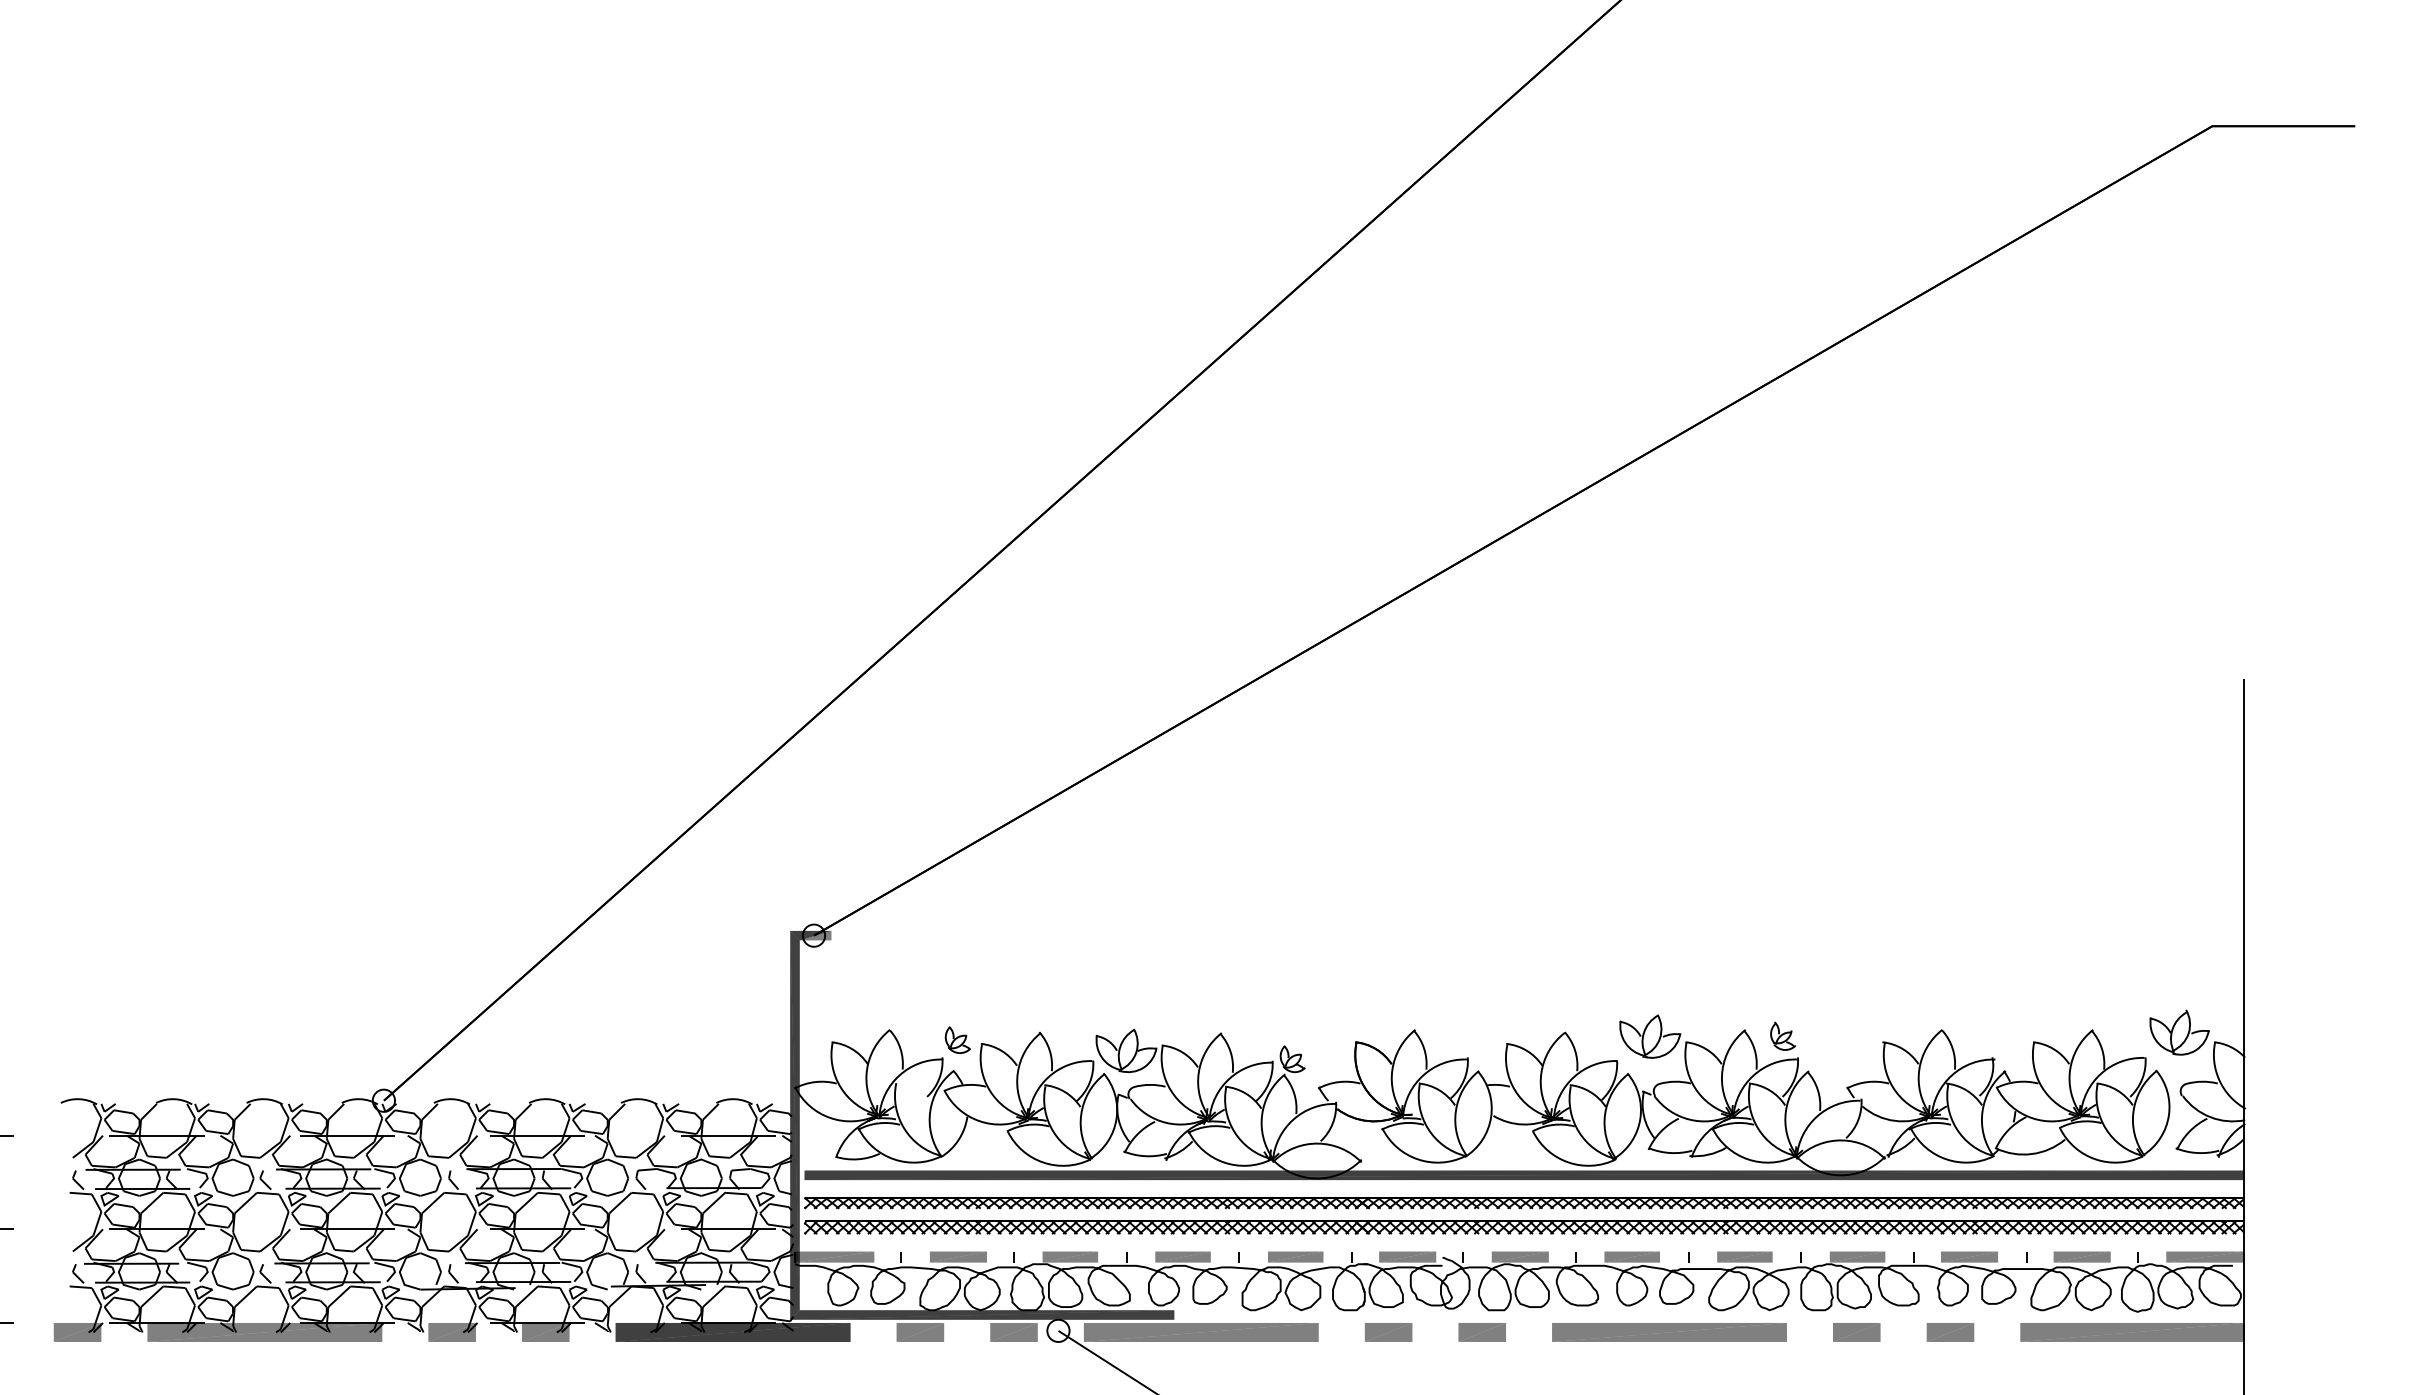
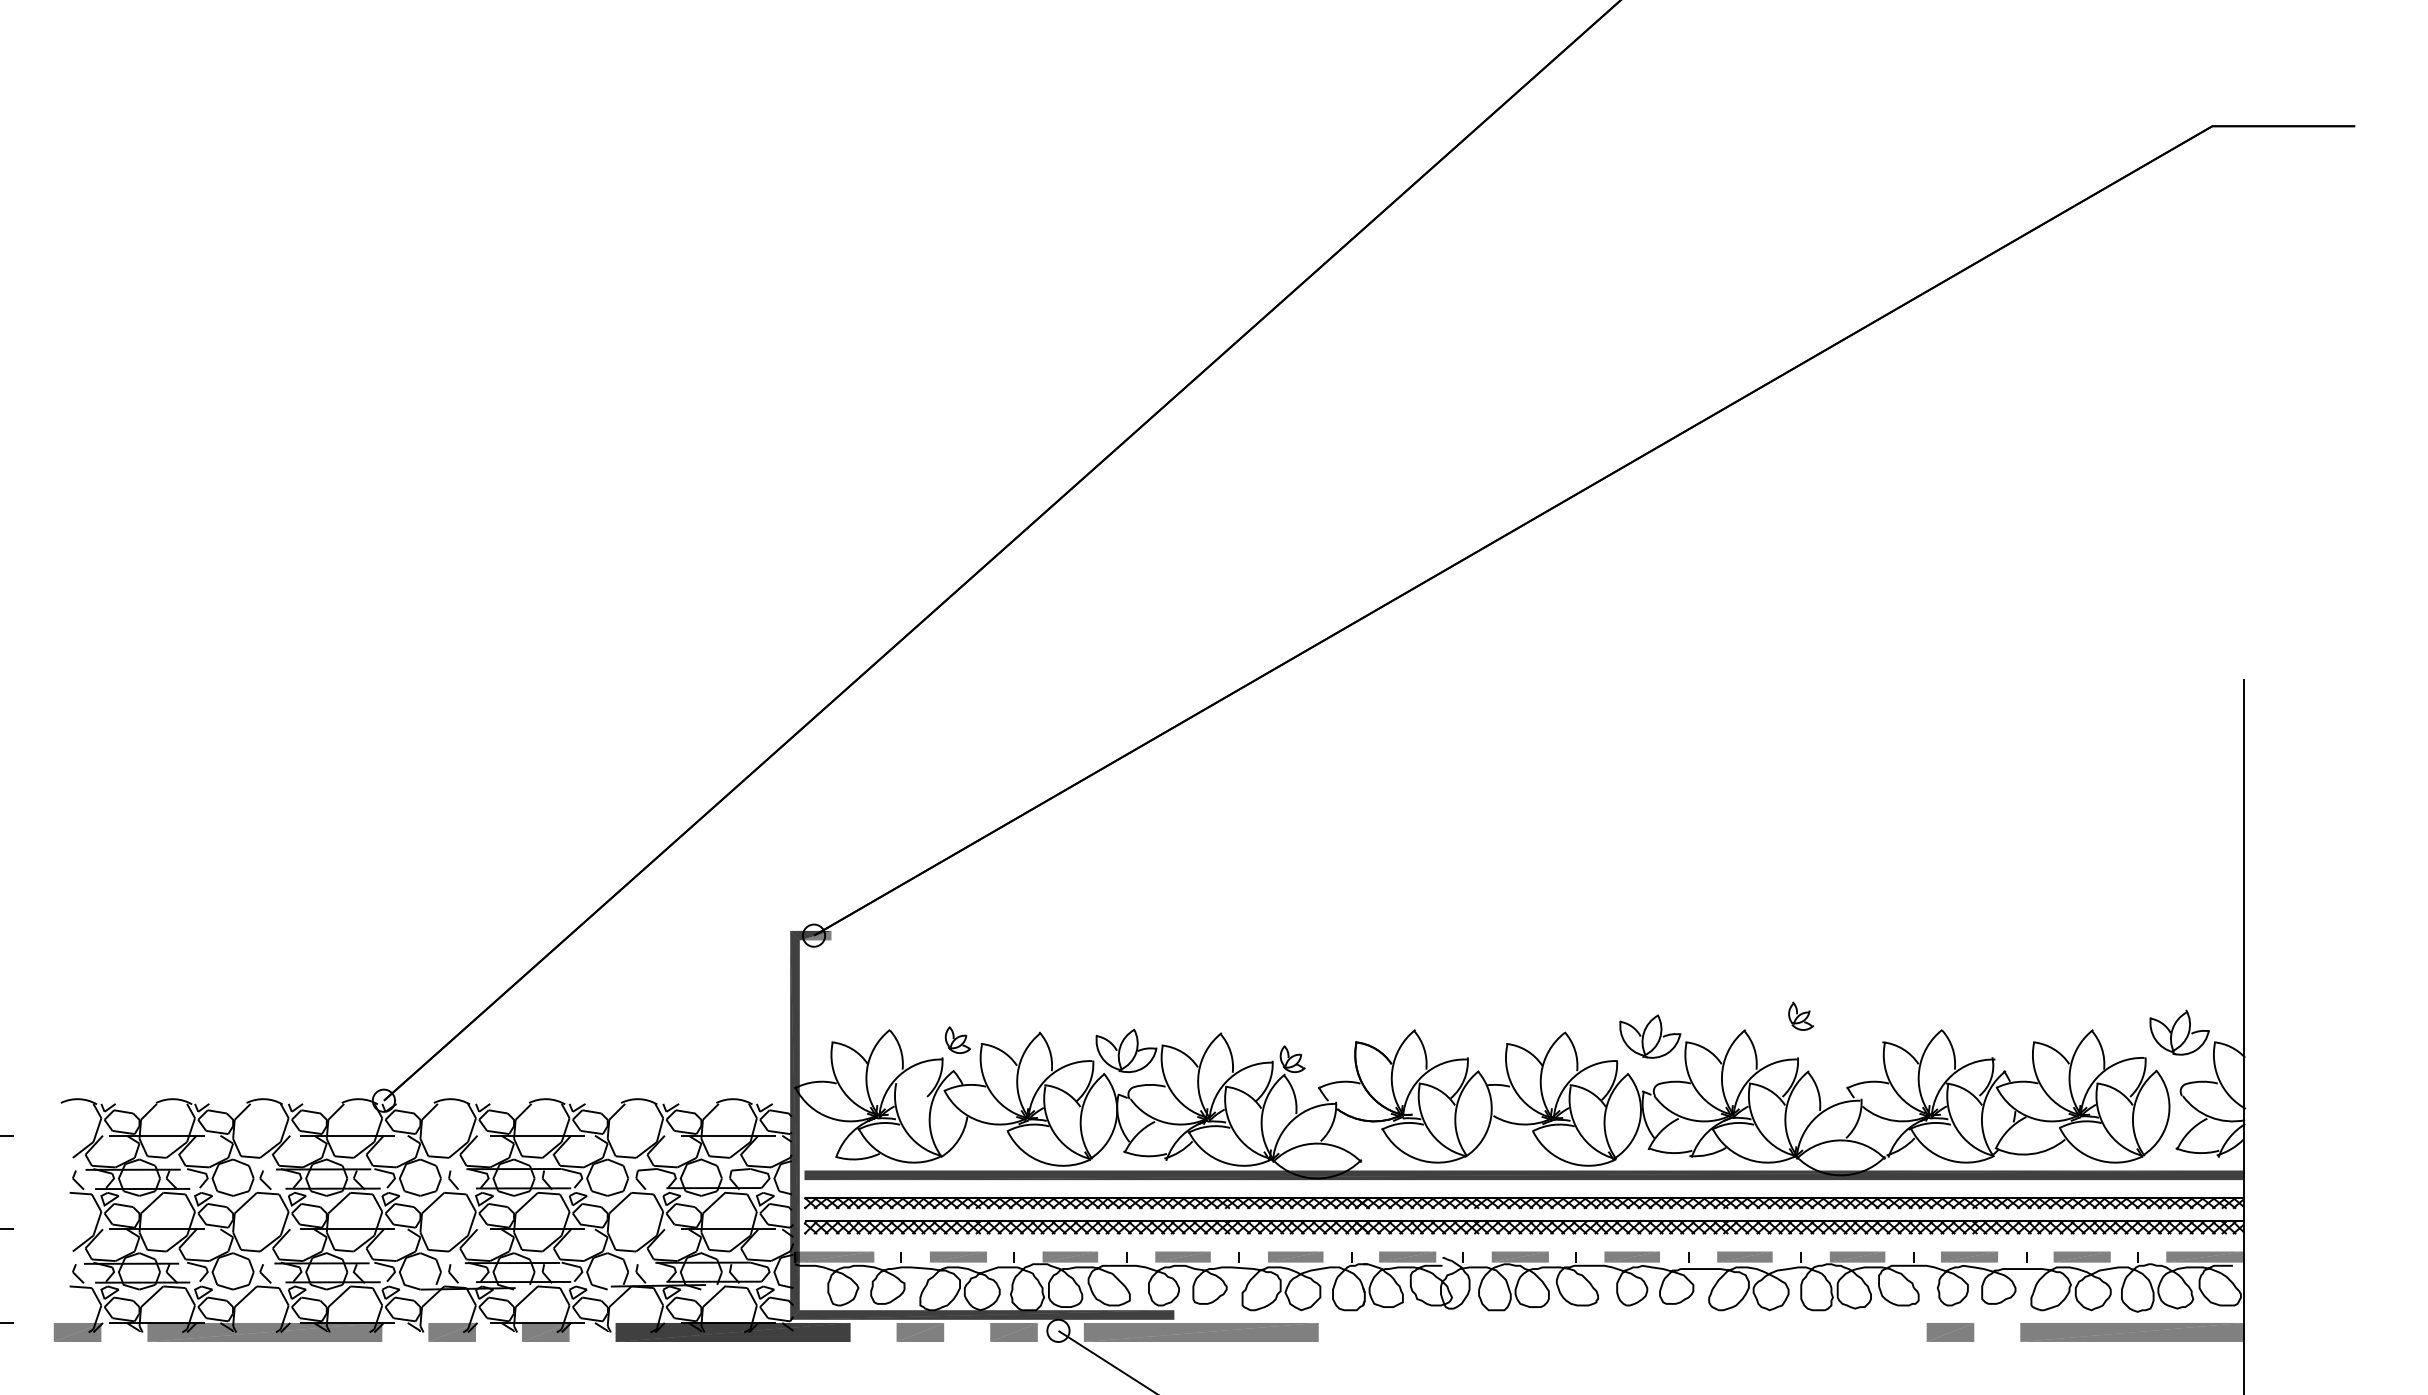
part position: (1783, 1035) -> (1801, 1015) (1801, 1015)
part: present -> none (1388, 1332)
part: present -> none (1481, 1332)
part: present -> none (1669, 1332)
part: present -> none (1856, 1332)
